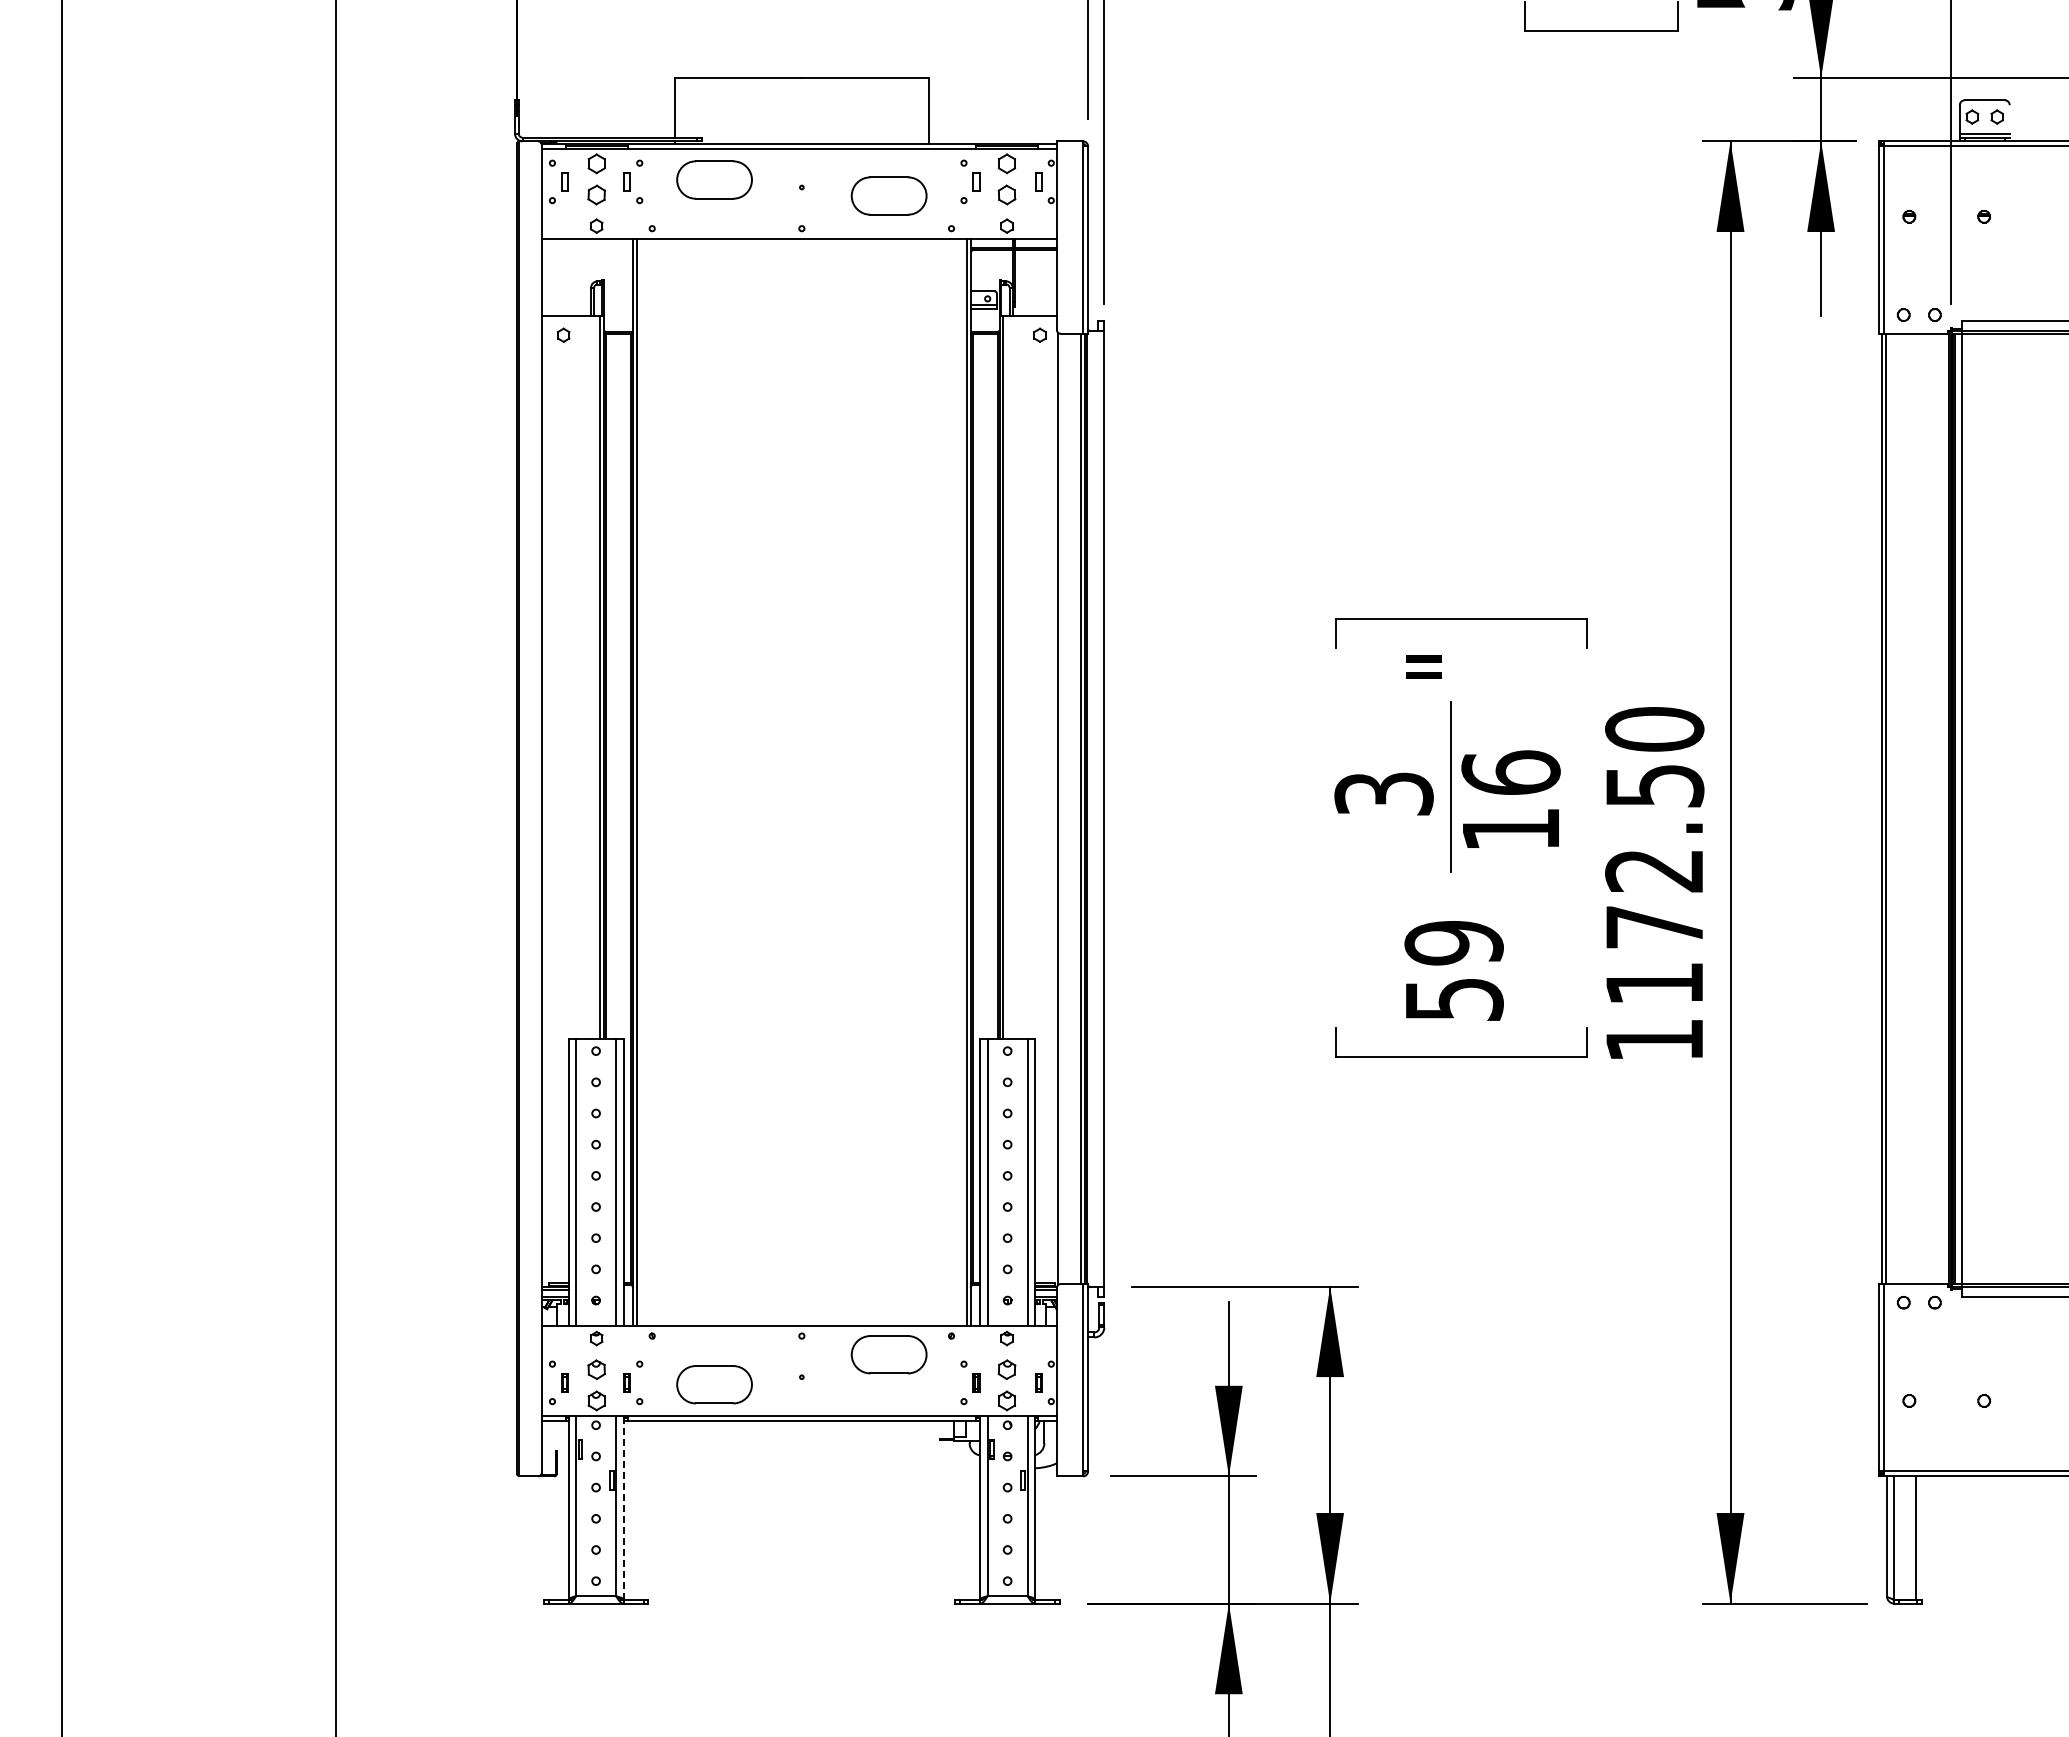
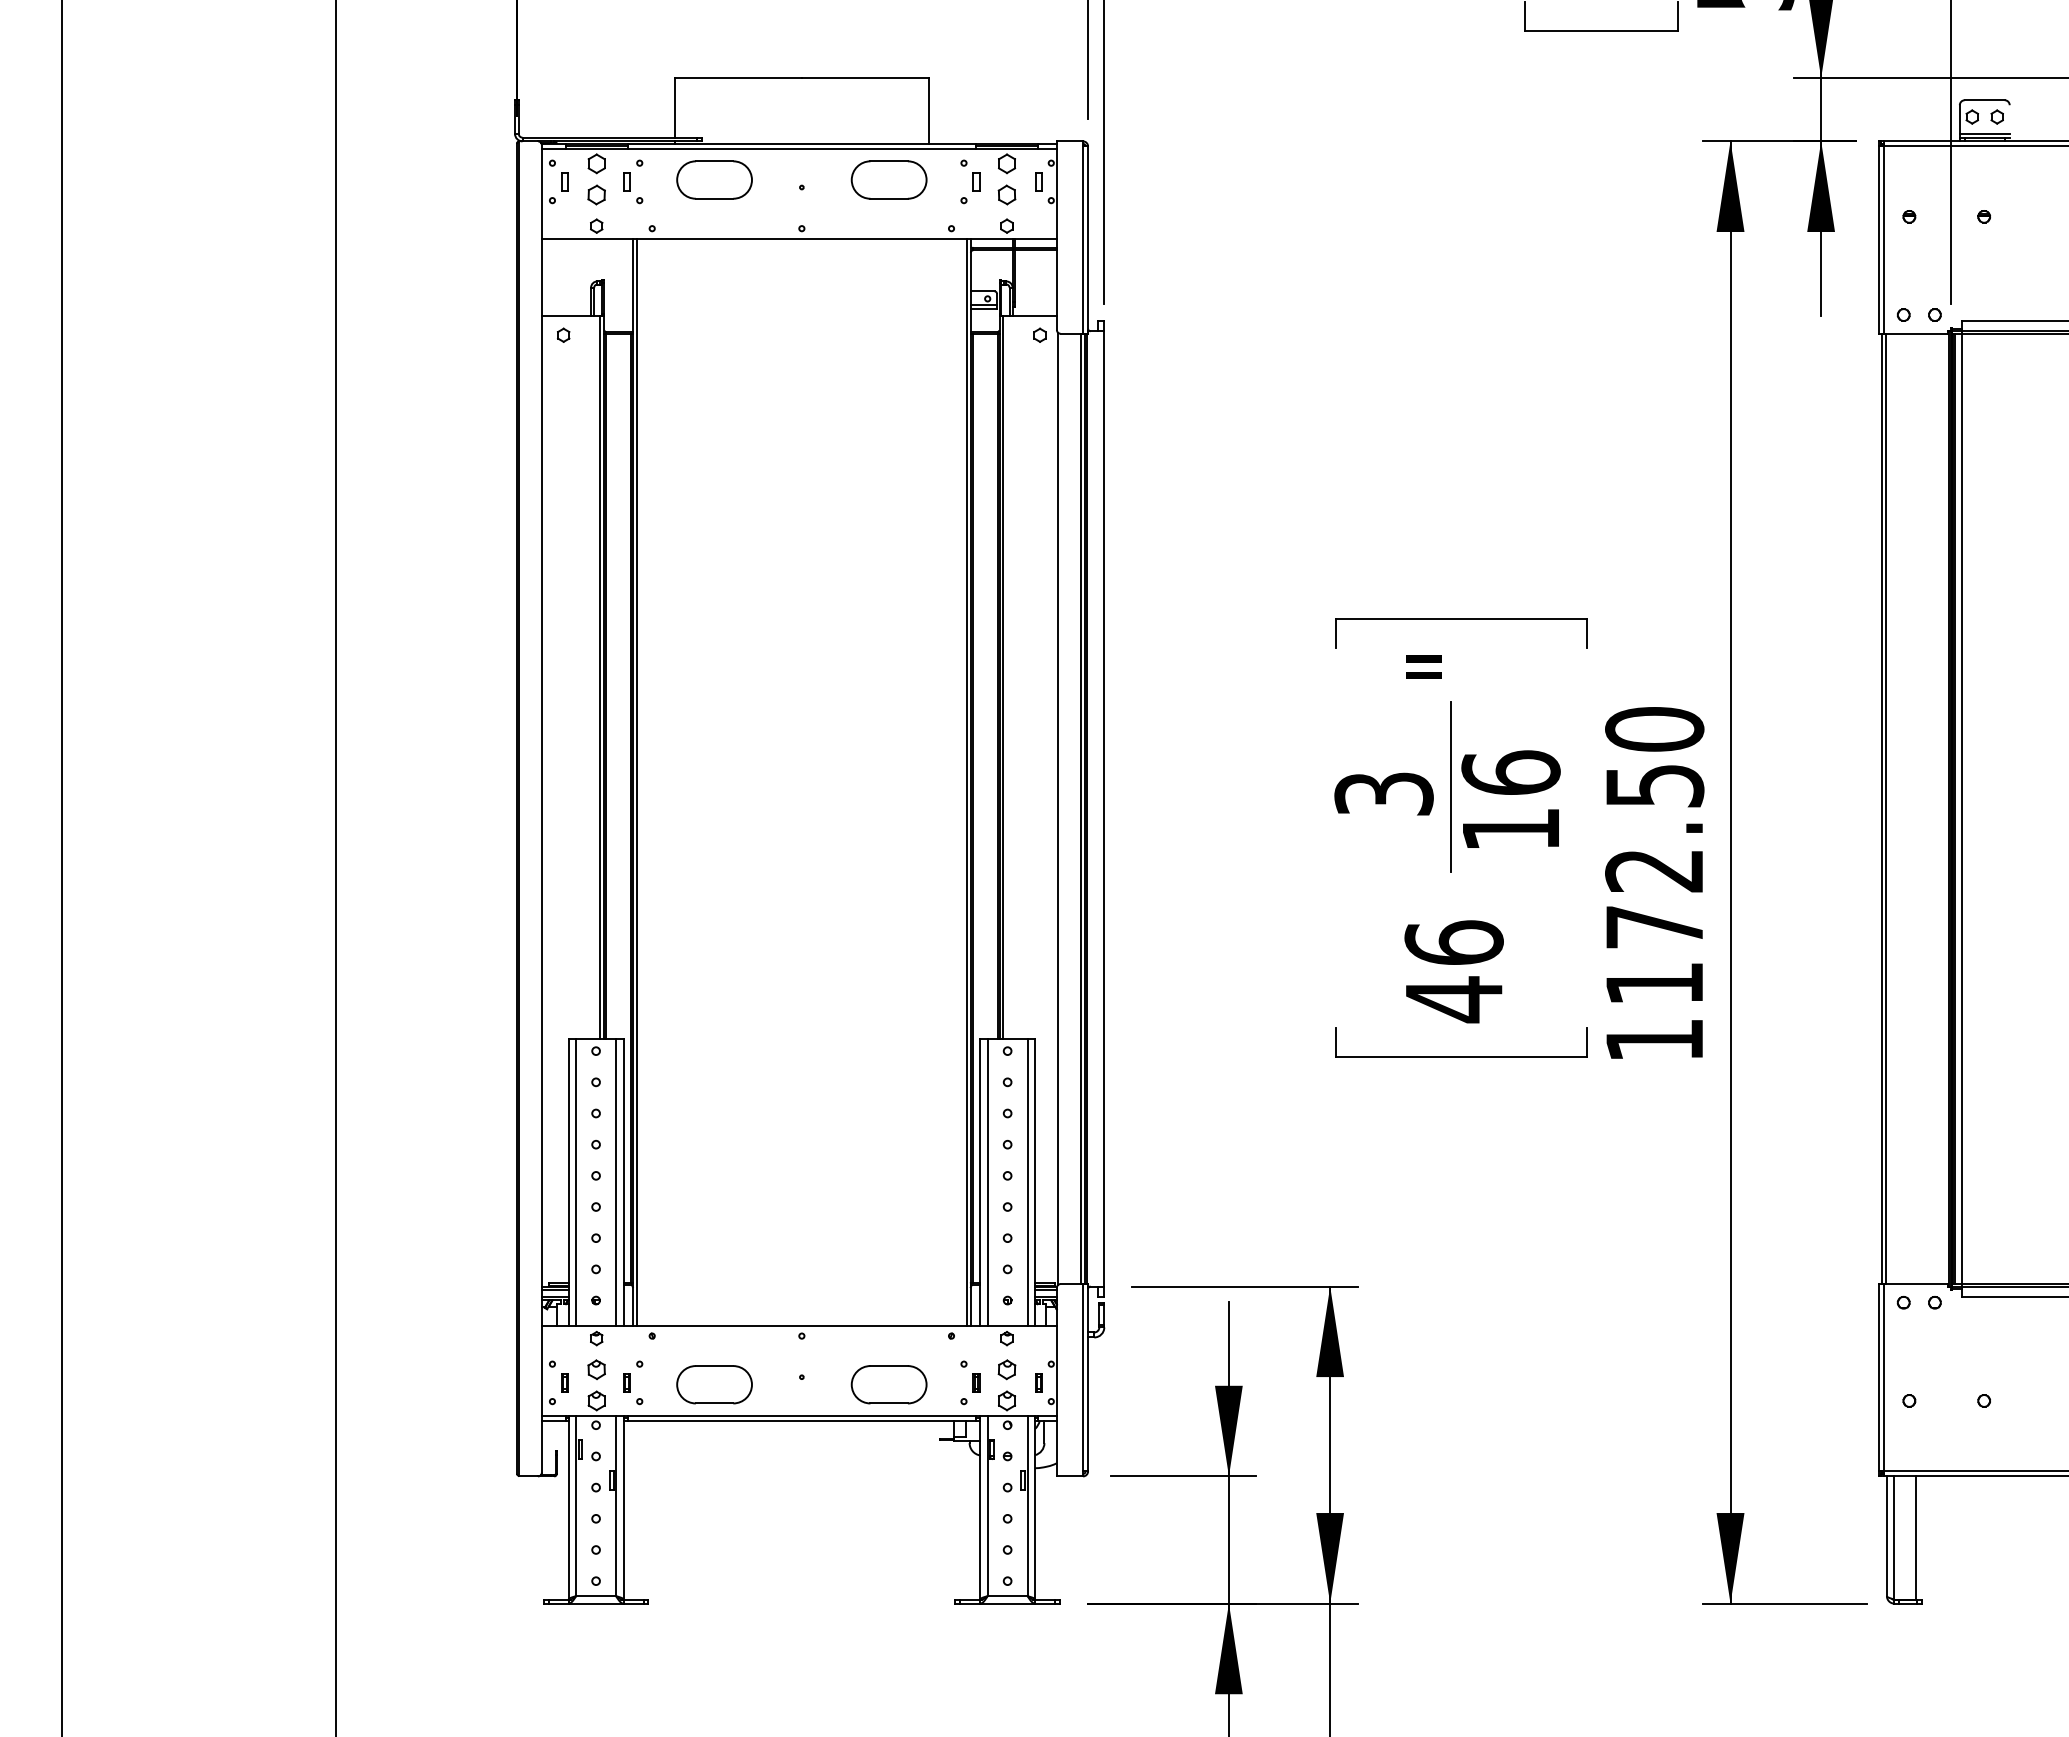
part position: (888, 195) -> (888, 179) (888, 179)
text: 59 -> 46 (1453, 971)
part position: (888, 1354) -> (888, 1384) (888, 1384)
line: dashed -> solid (623, 1507)
